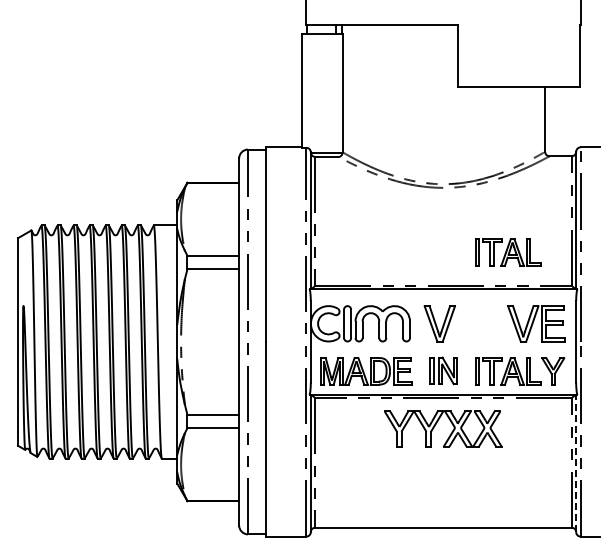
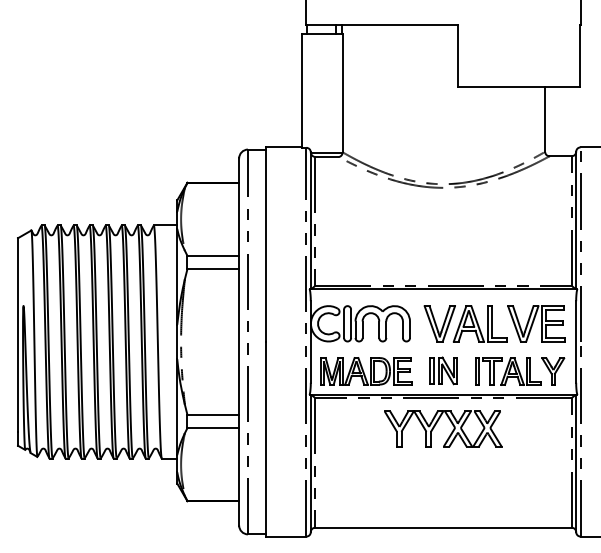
part: present -> none (508, 252)
part: none -> present (479, 323)
line: dashed -> solid (576, 463)
